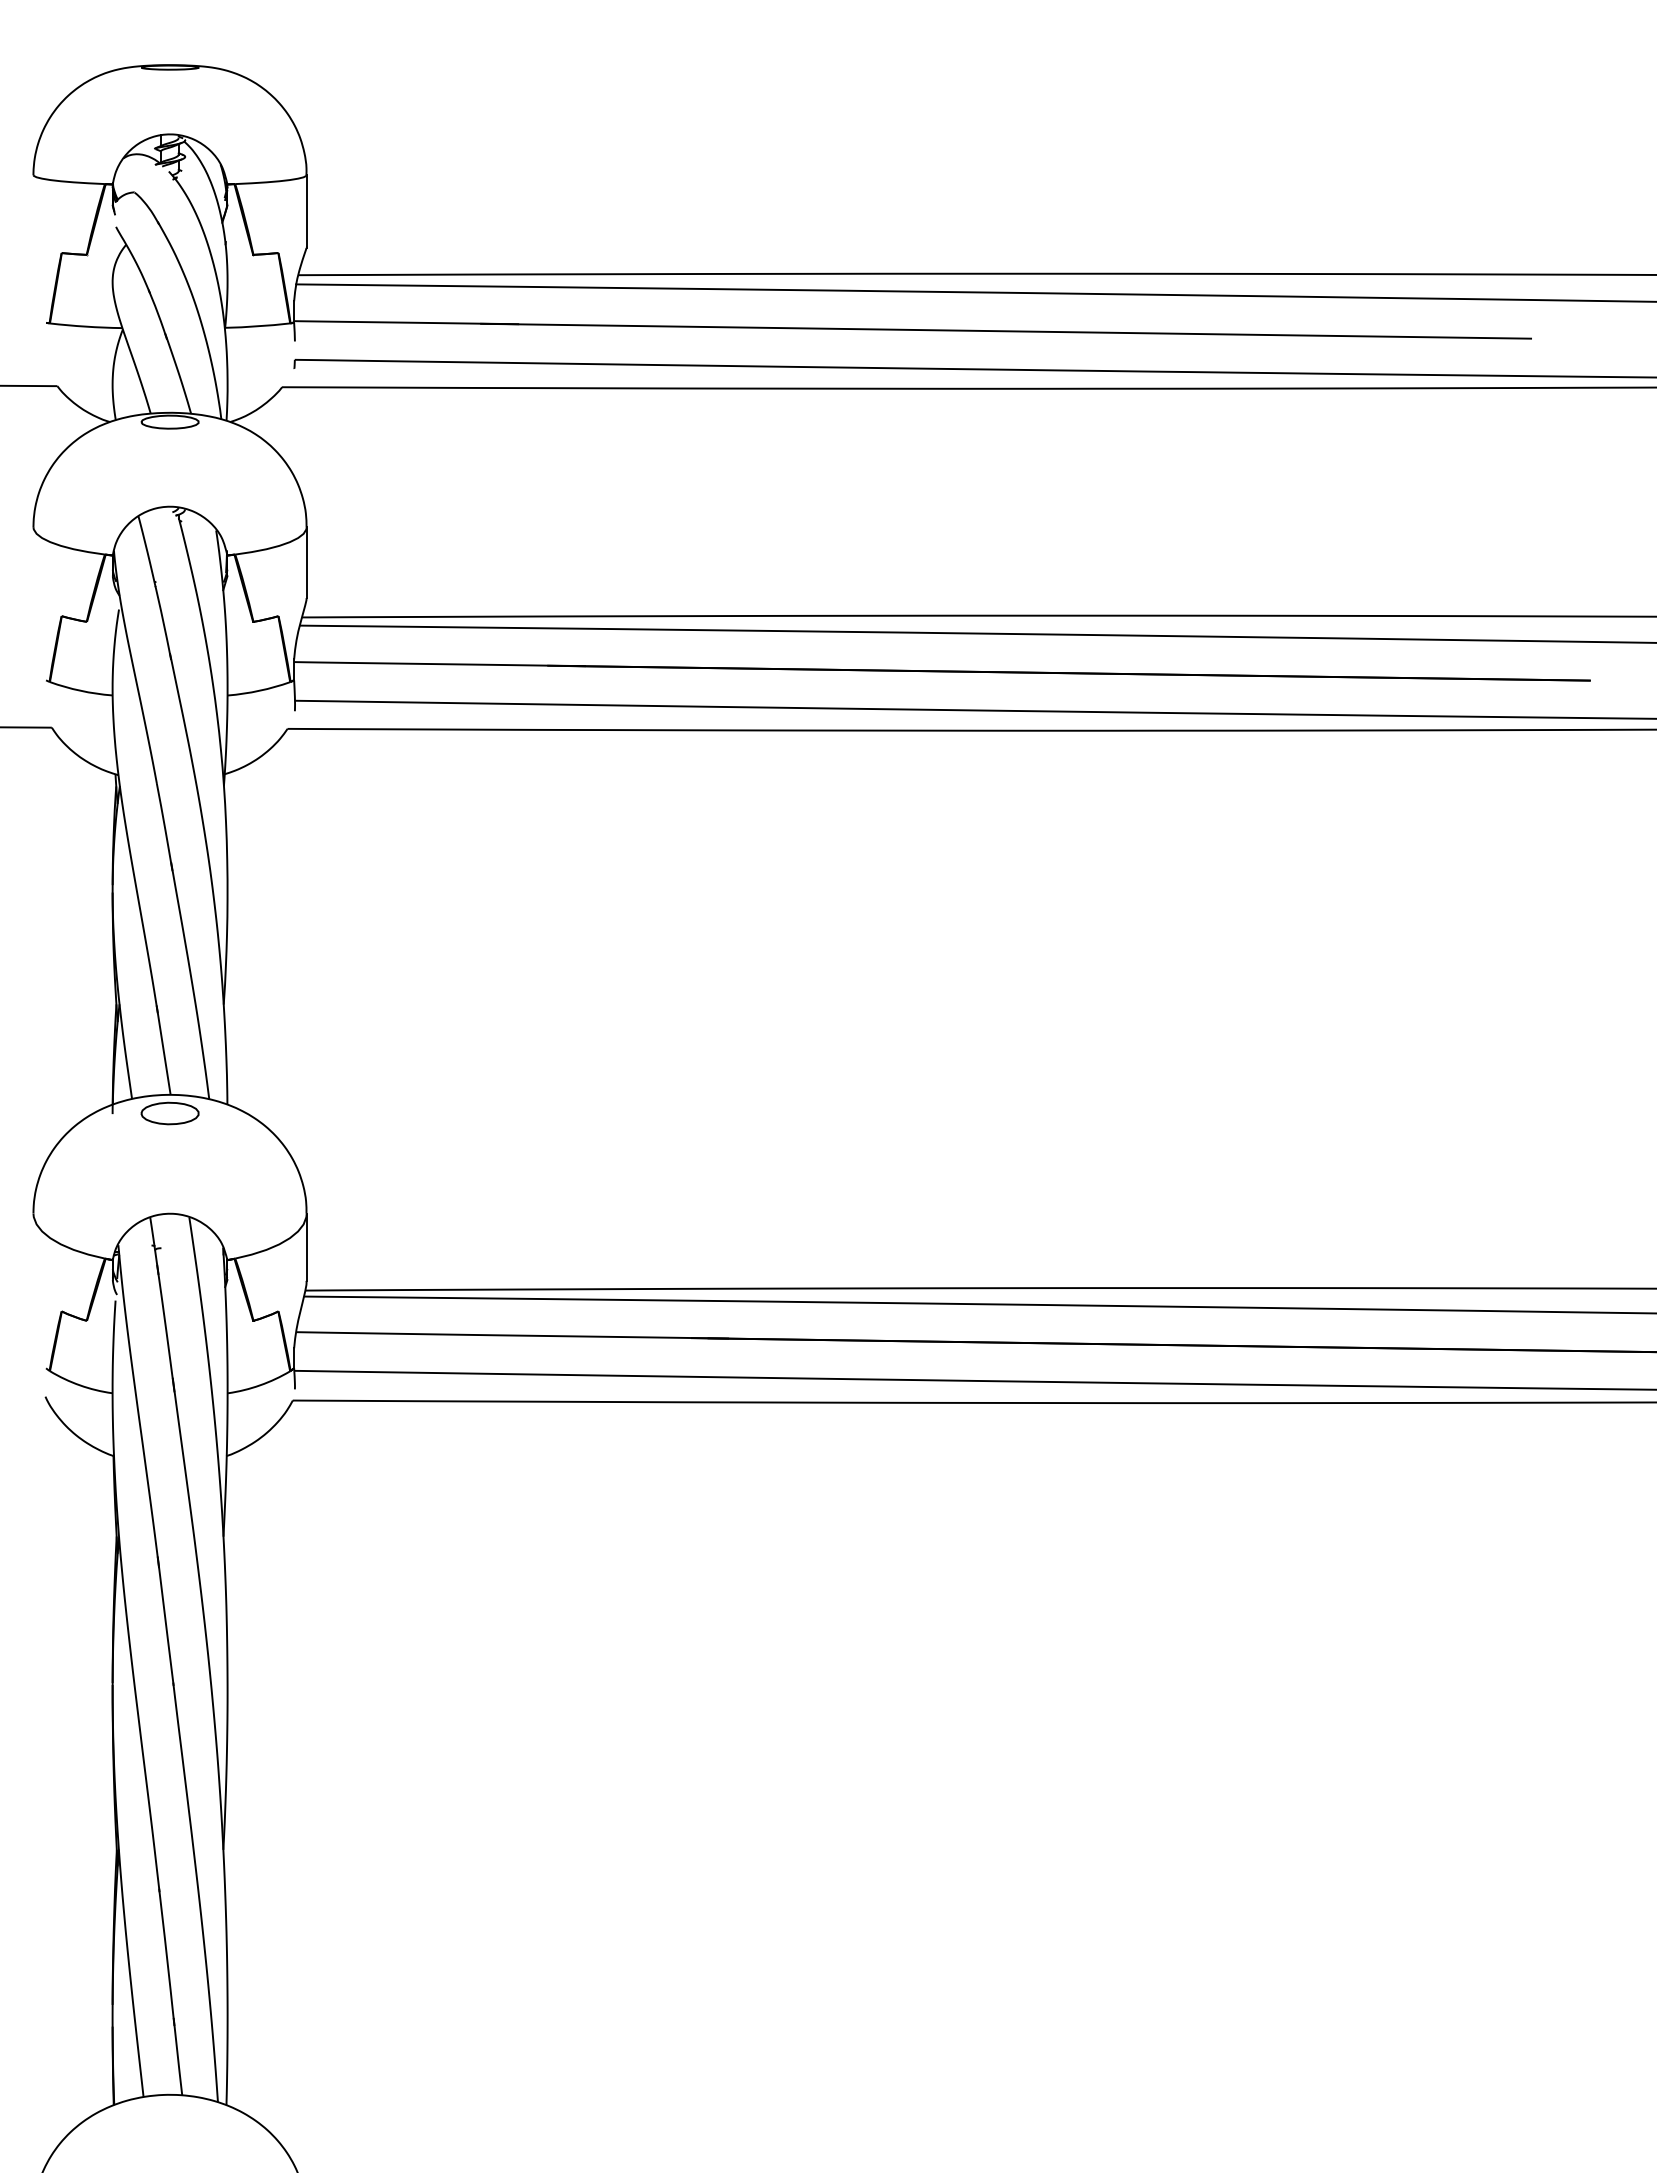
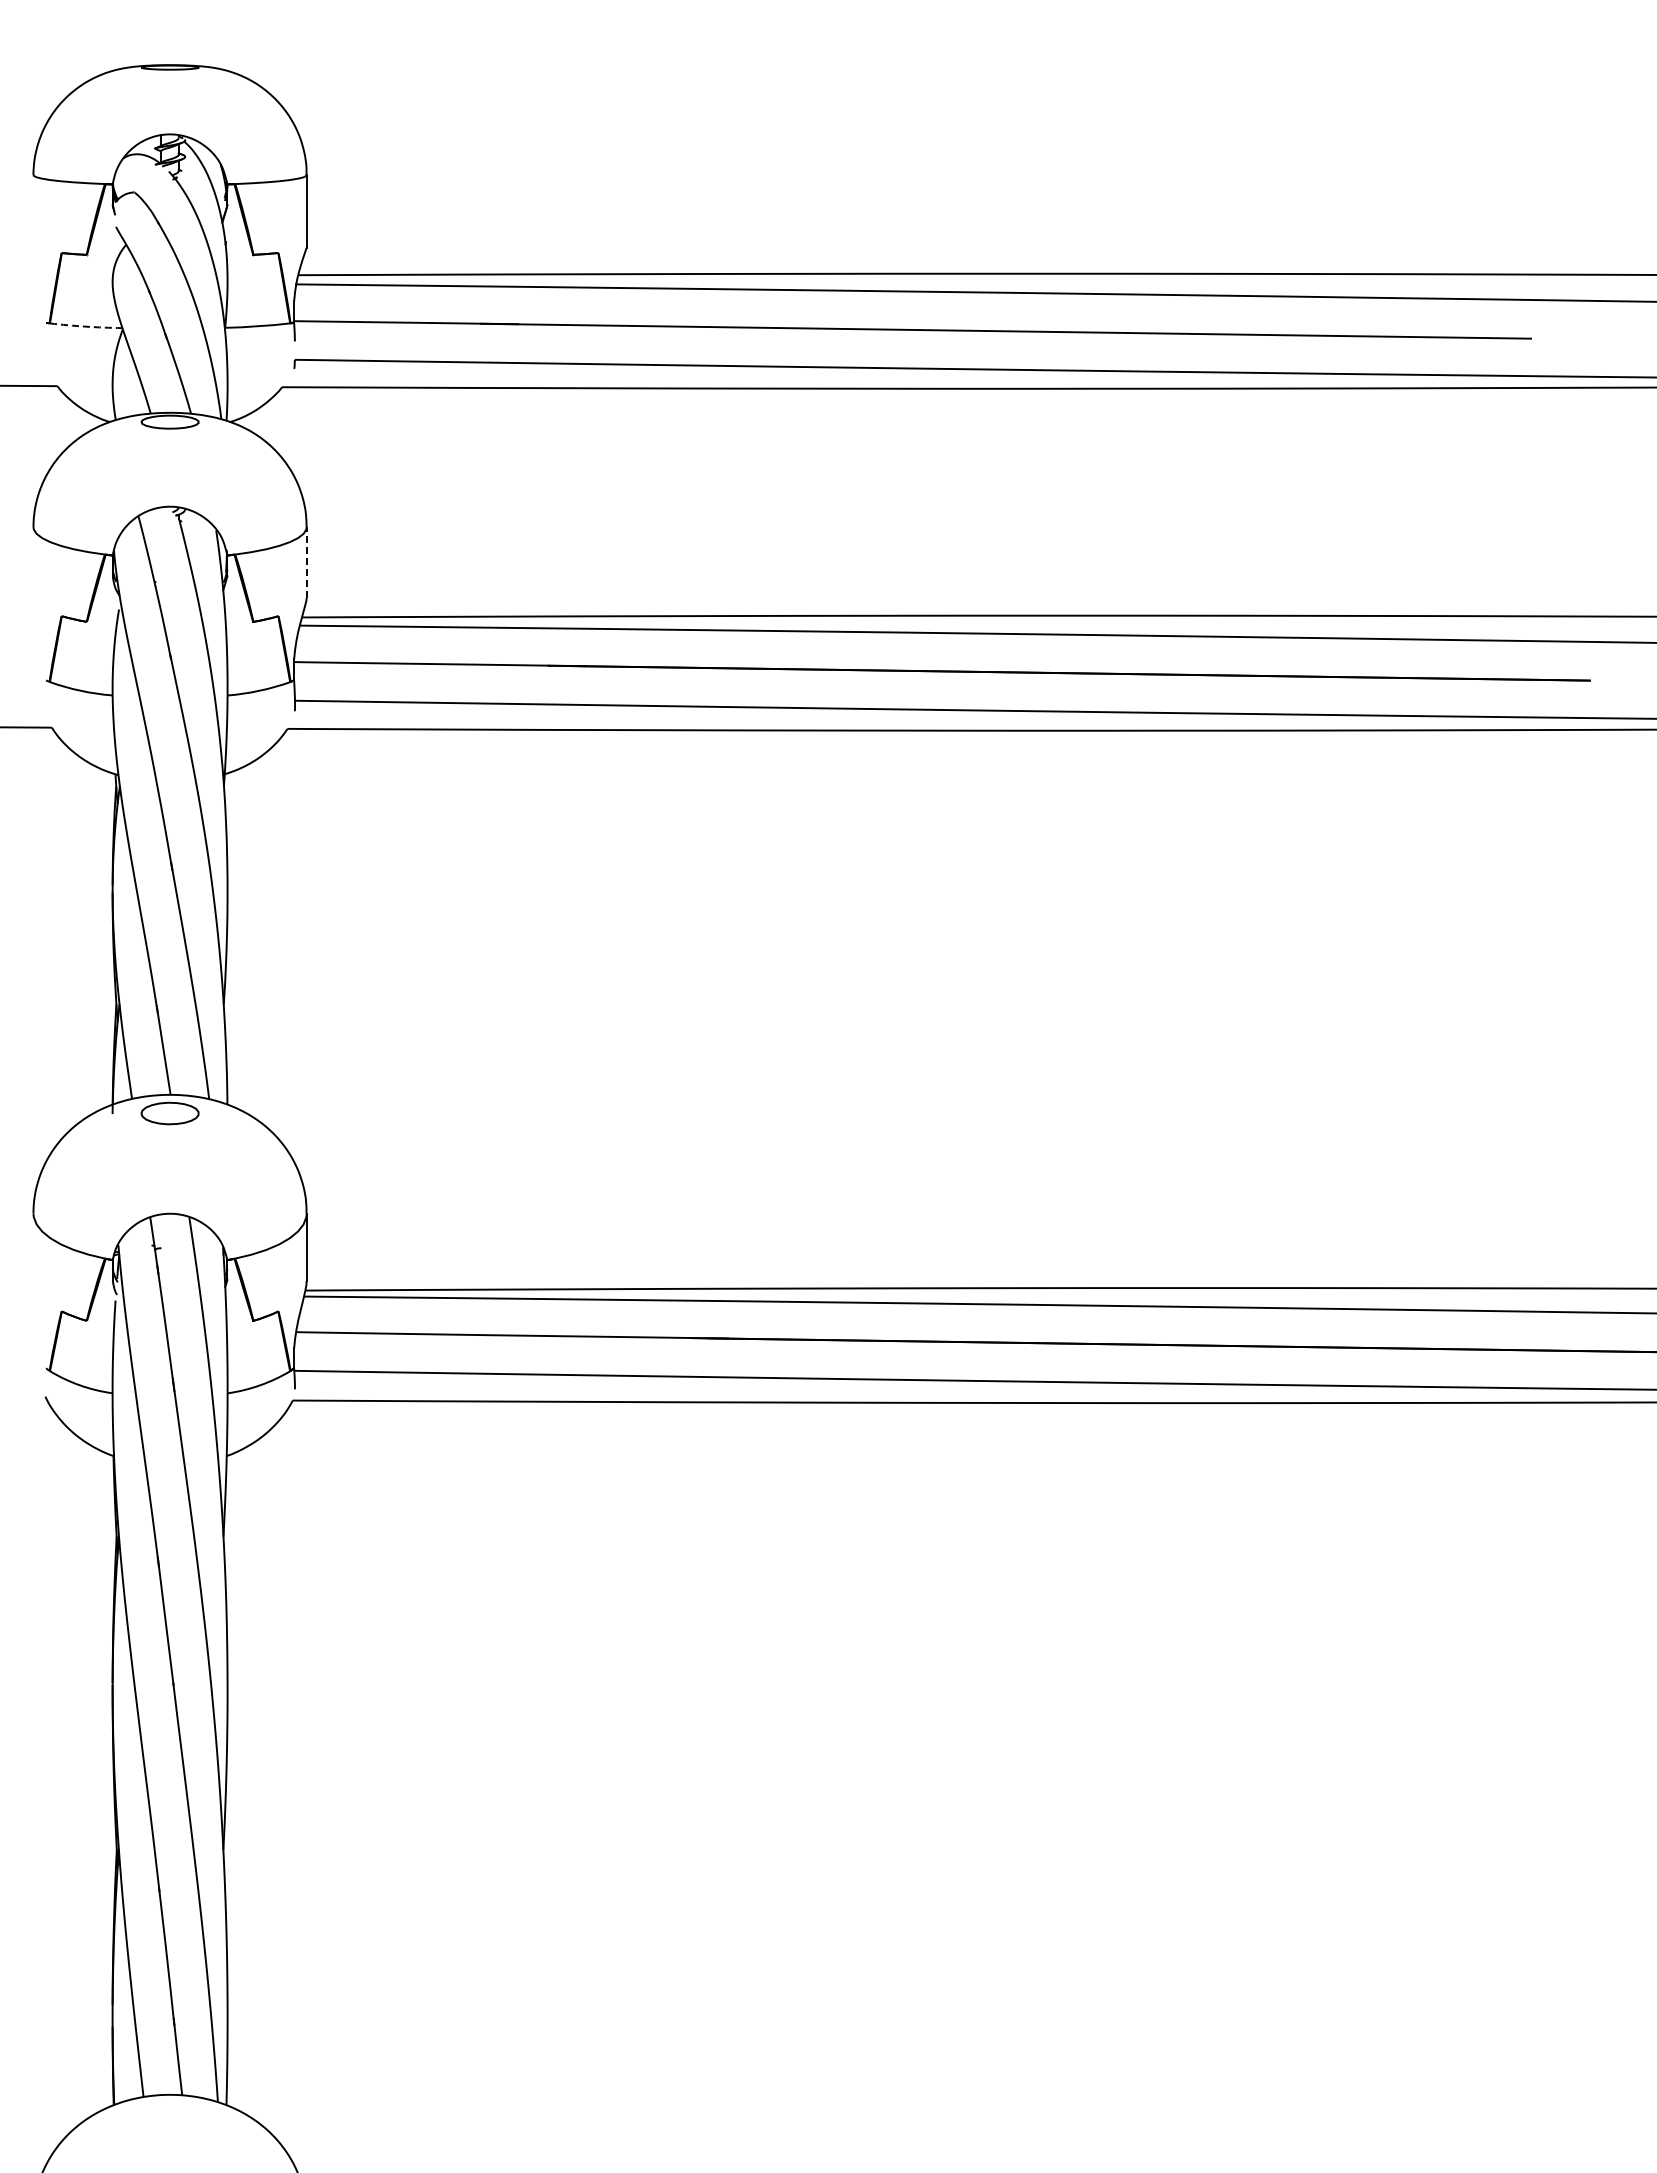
arc: solid -> dashed (85, 326)
line: solid -> dashed (306, 562)
